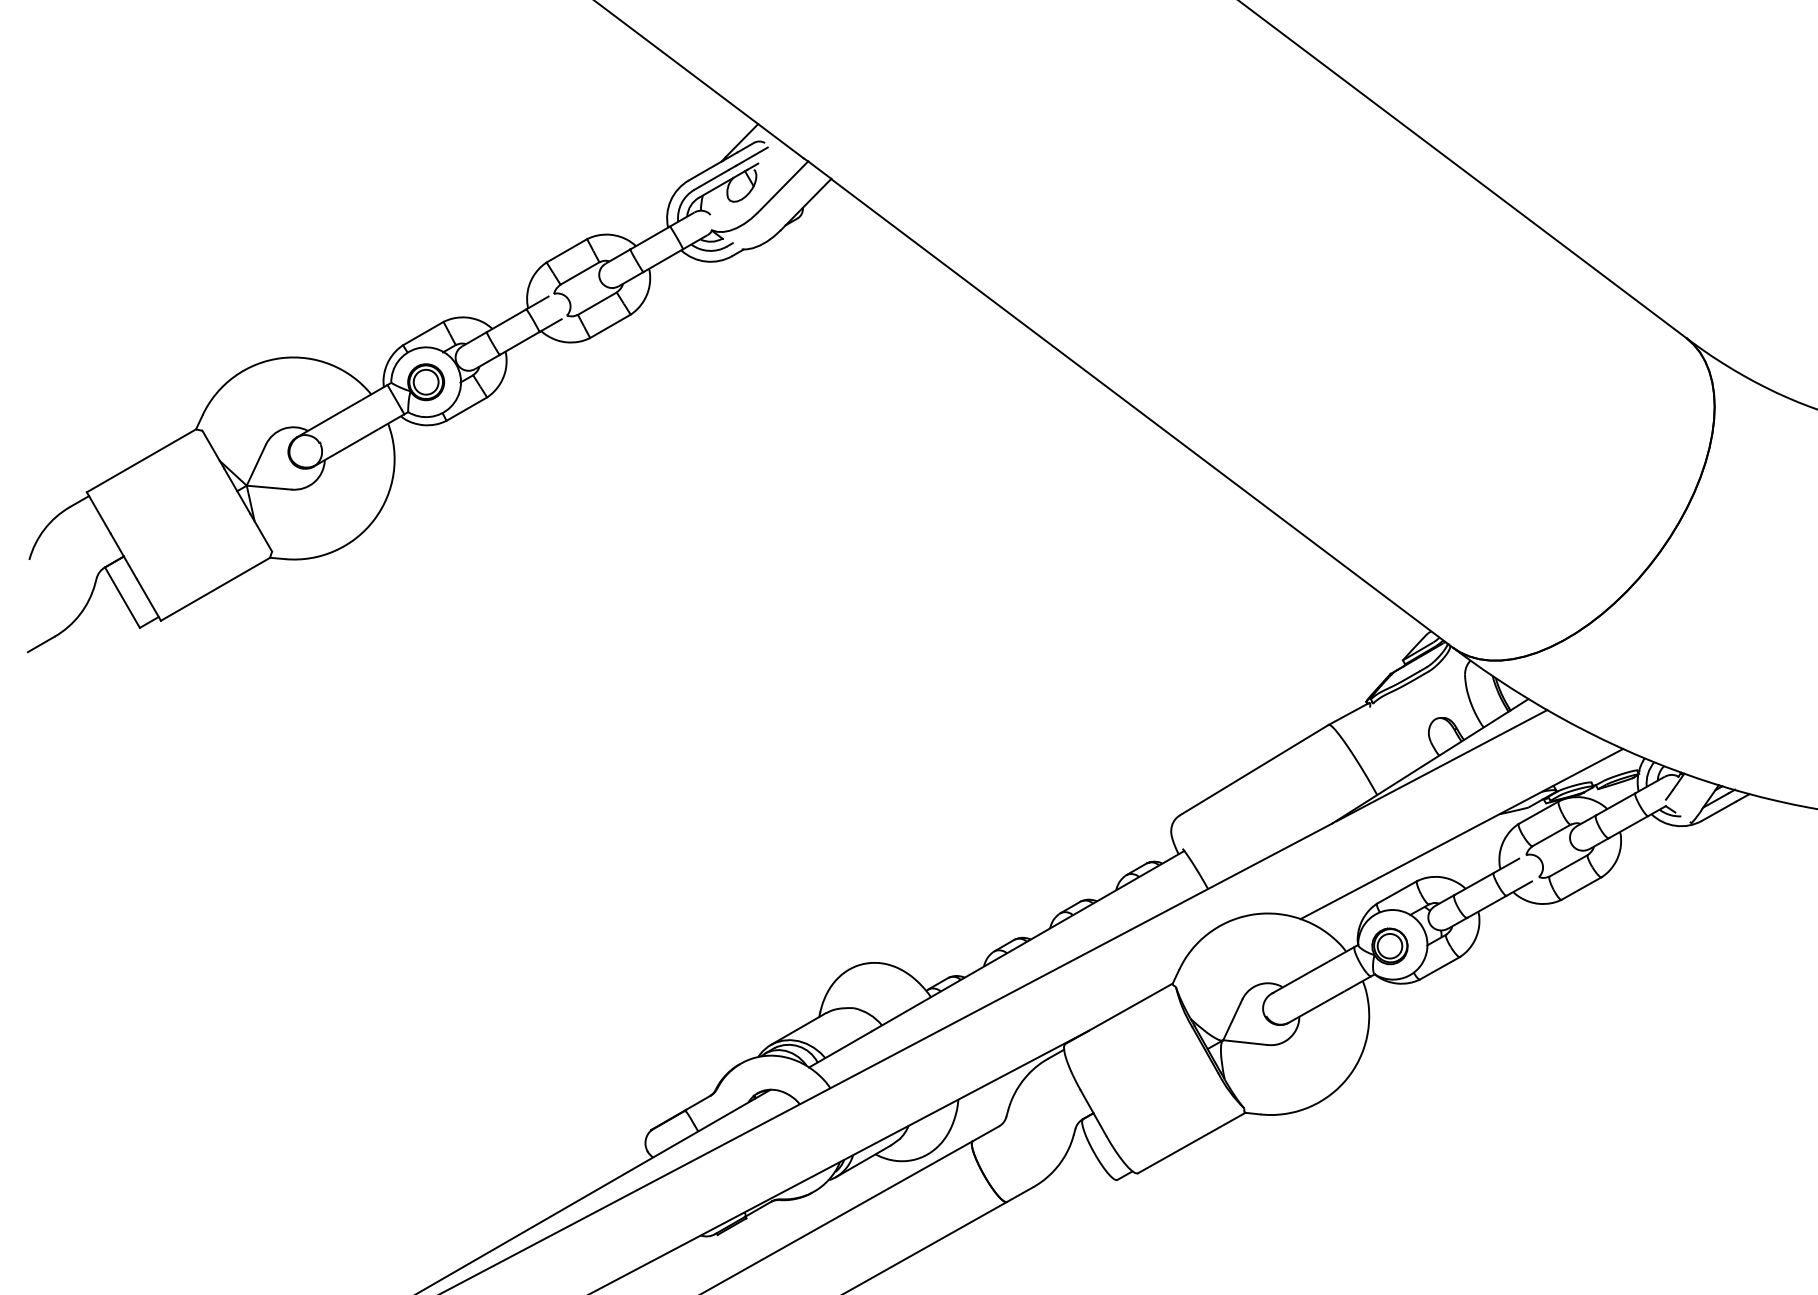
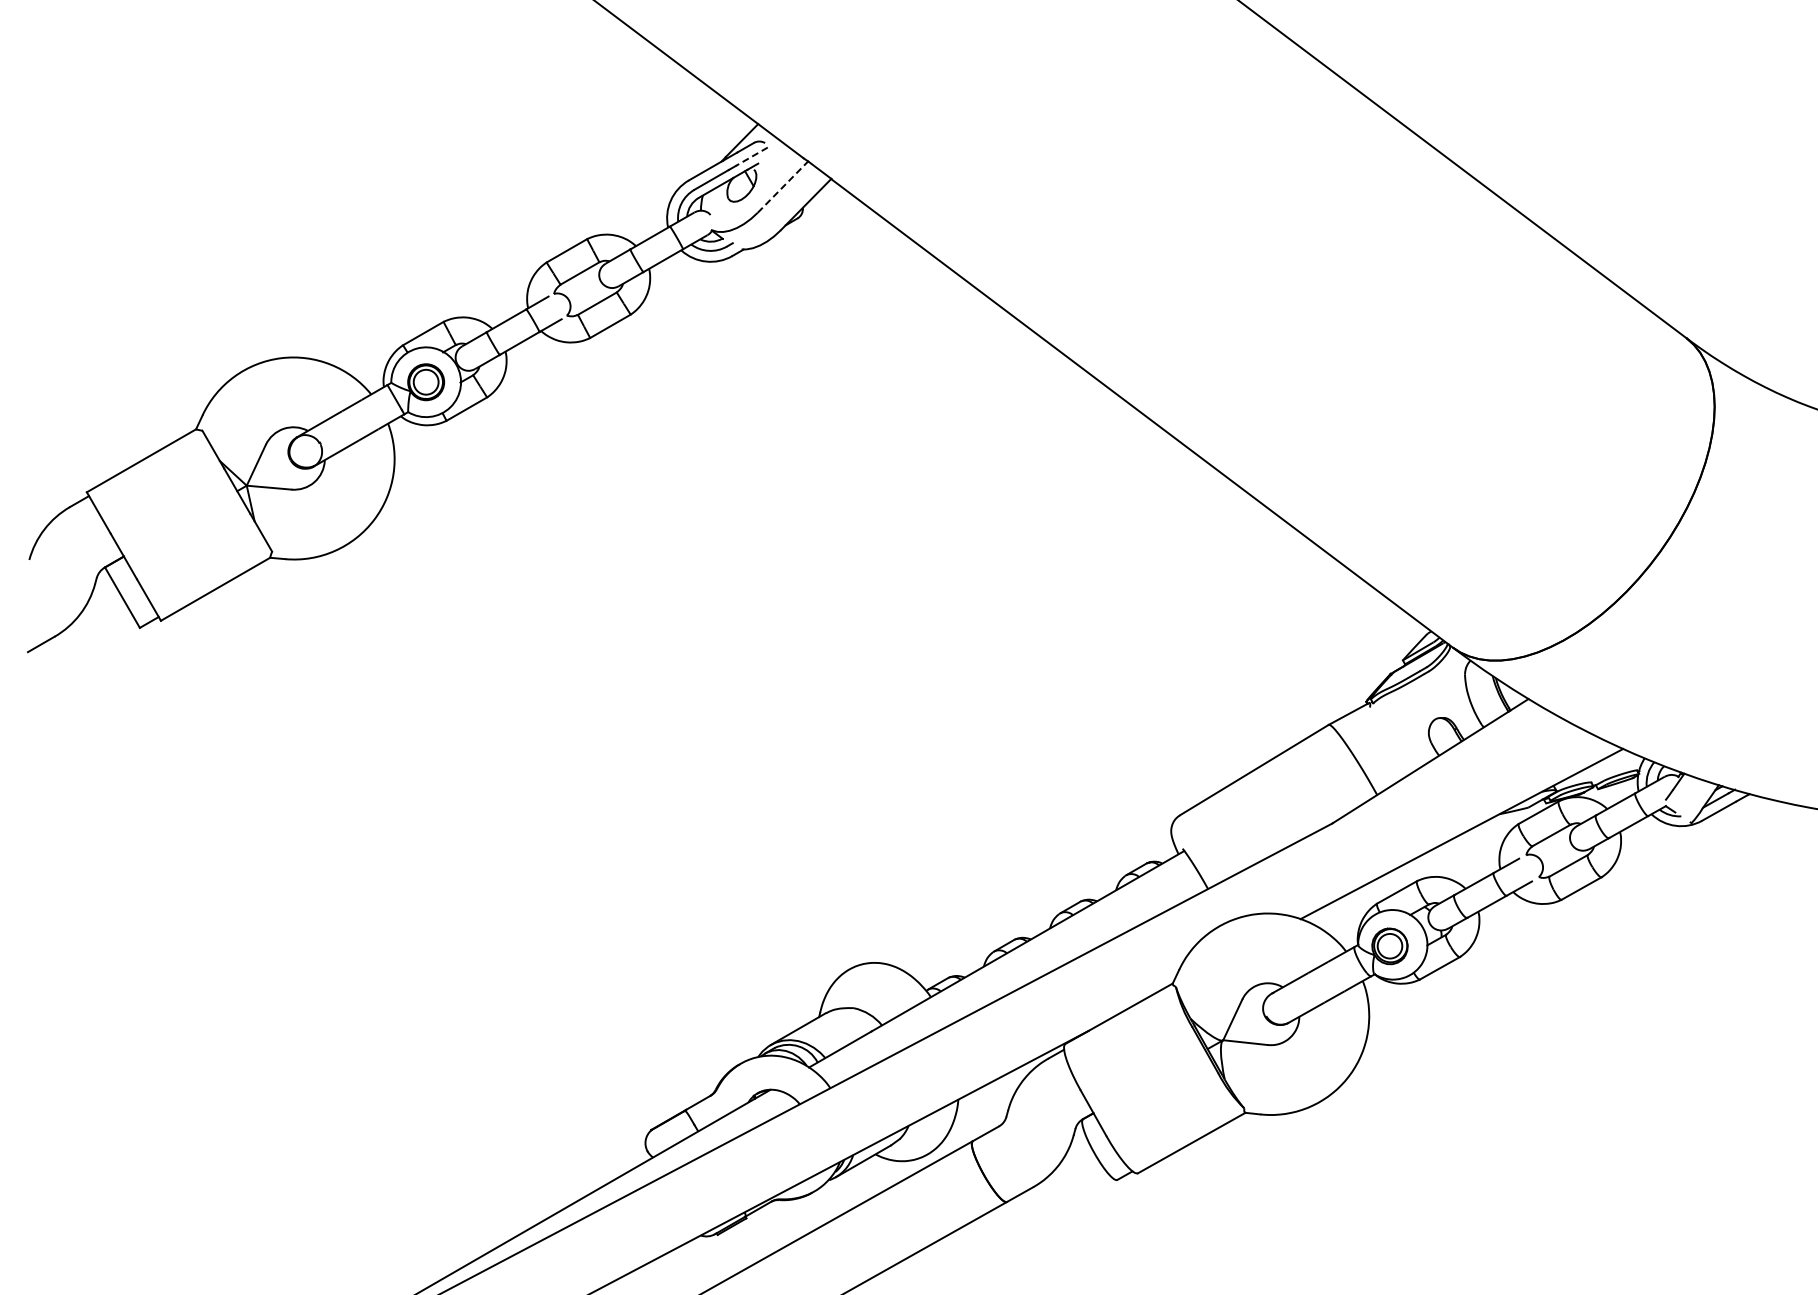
line: solid -> dashed (751, 157)
line: solid -> dashed (783, 187)
line: present -> none (1441, 765)
